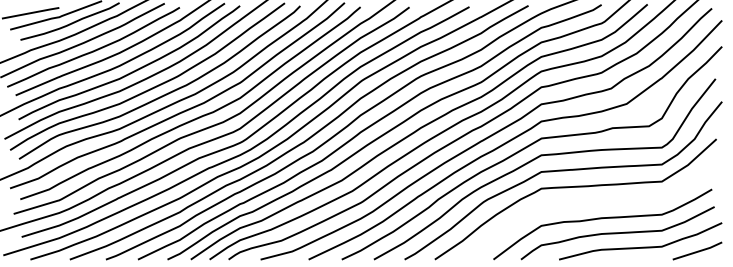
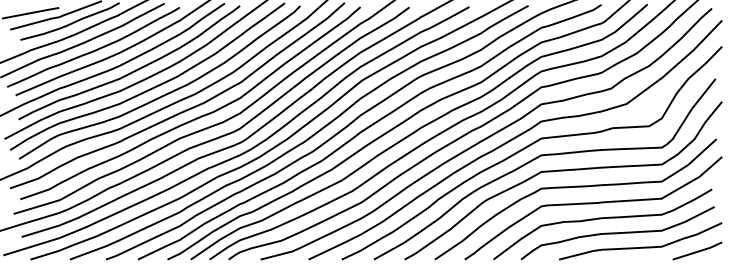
curve: none -> present (593, 204)
